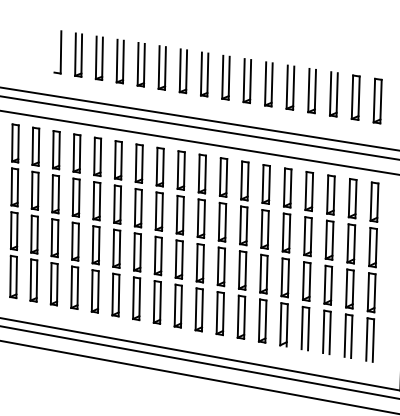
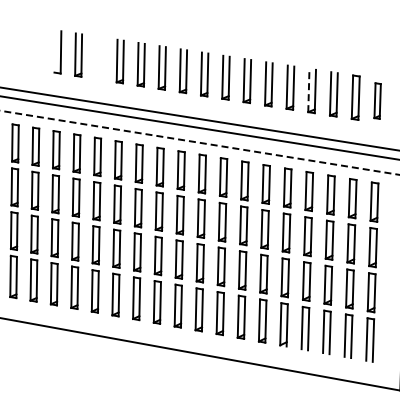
part: present -> none (98, 57)
line: solid -> dashed (308, 90)
part size: 11x48 px -> 9x38 px (377, 100)
line: solid -> dashed (200, 142)
line: present -> none (199, 362)
line: present -> none (197, 376)
